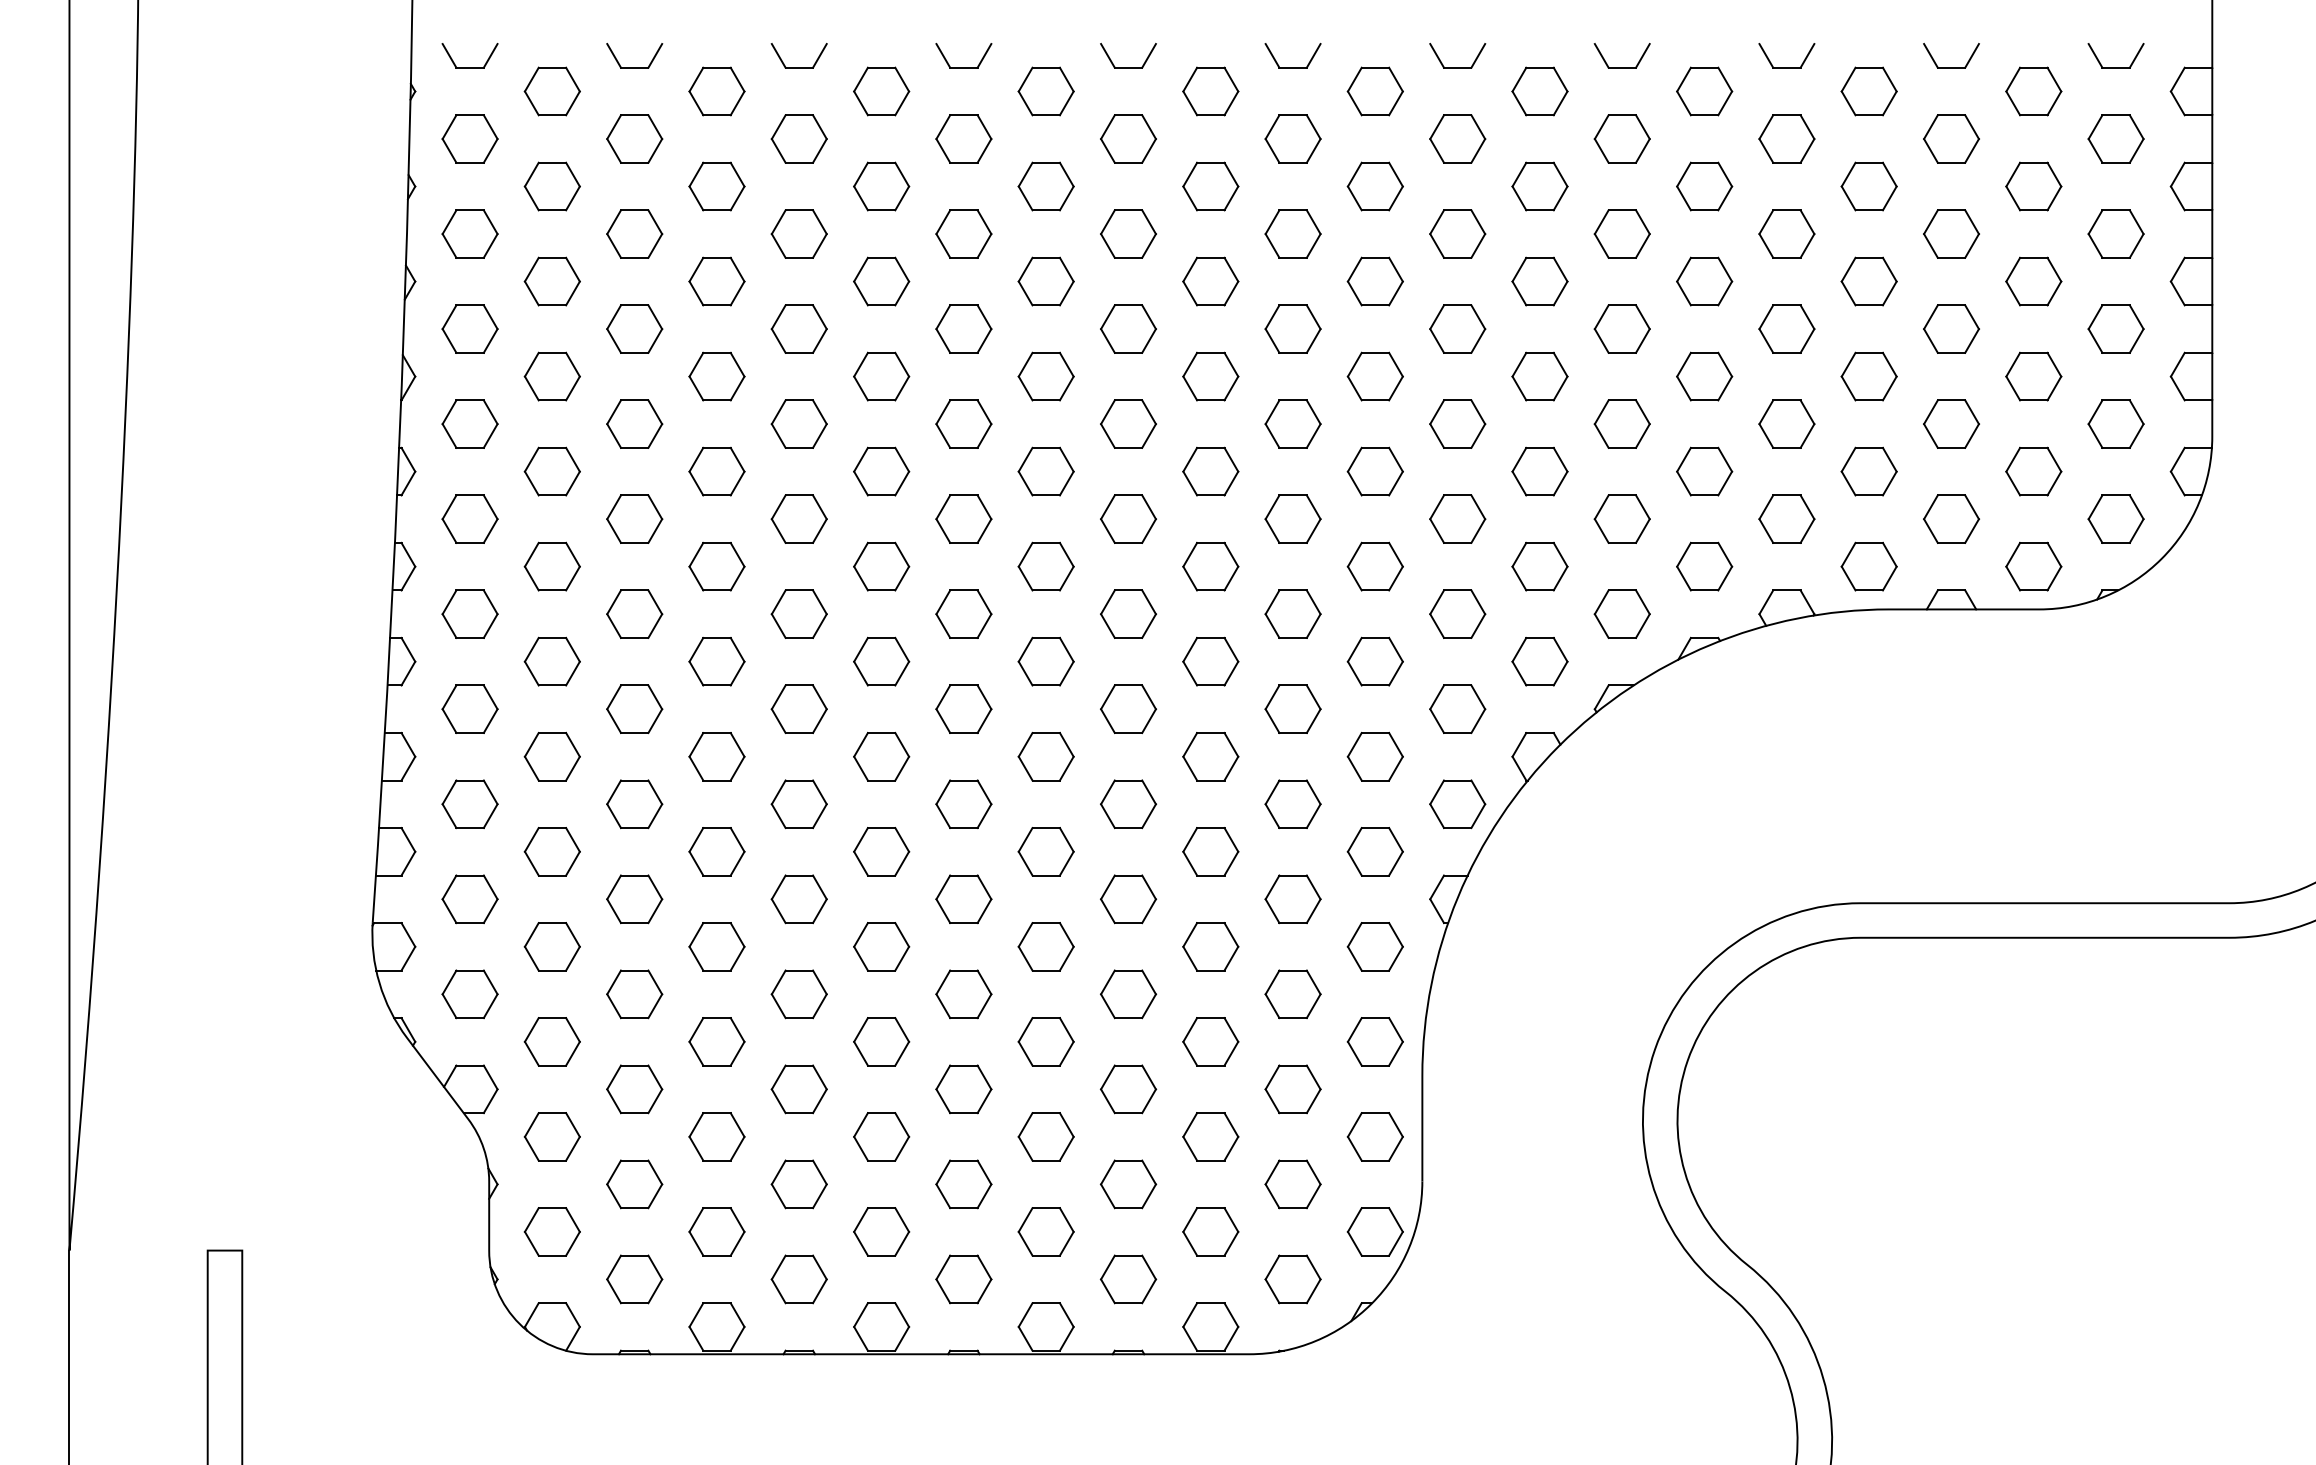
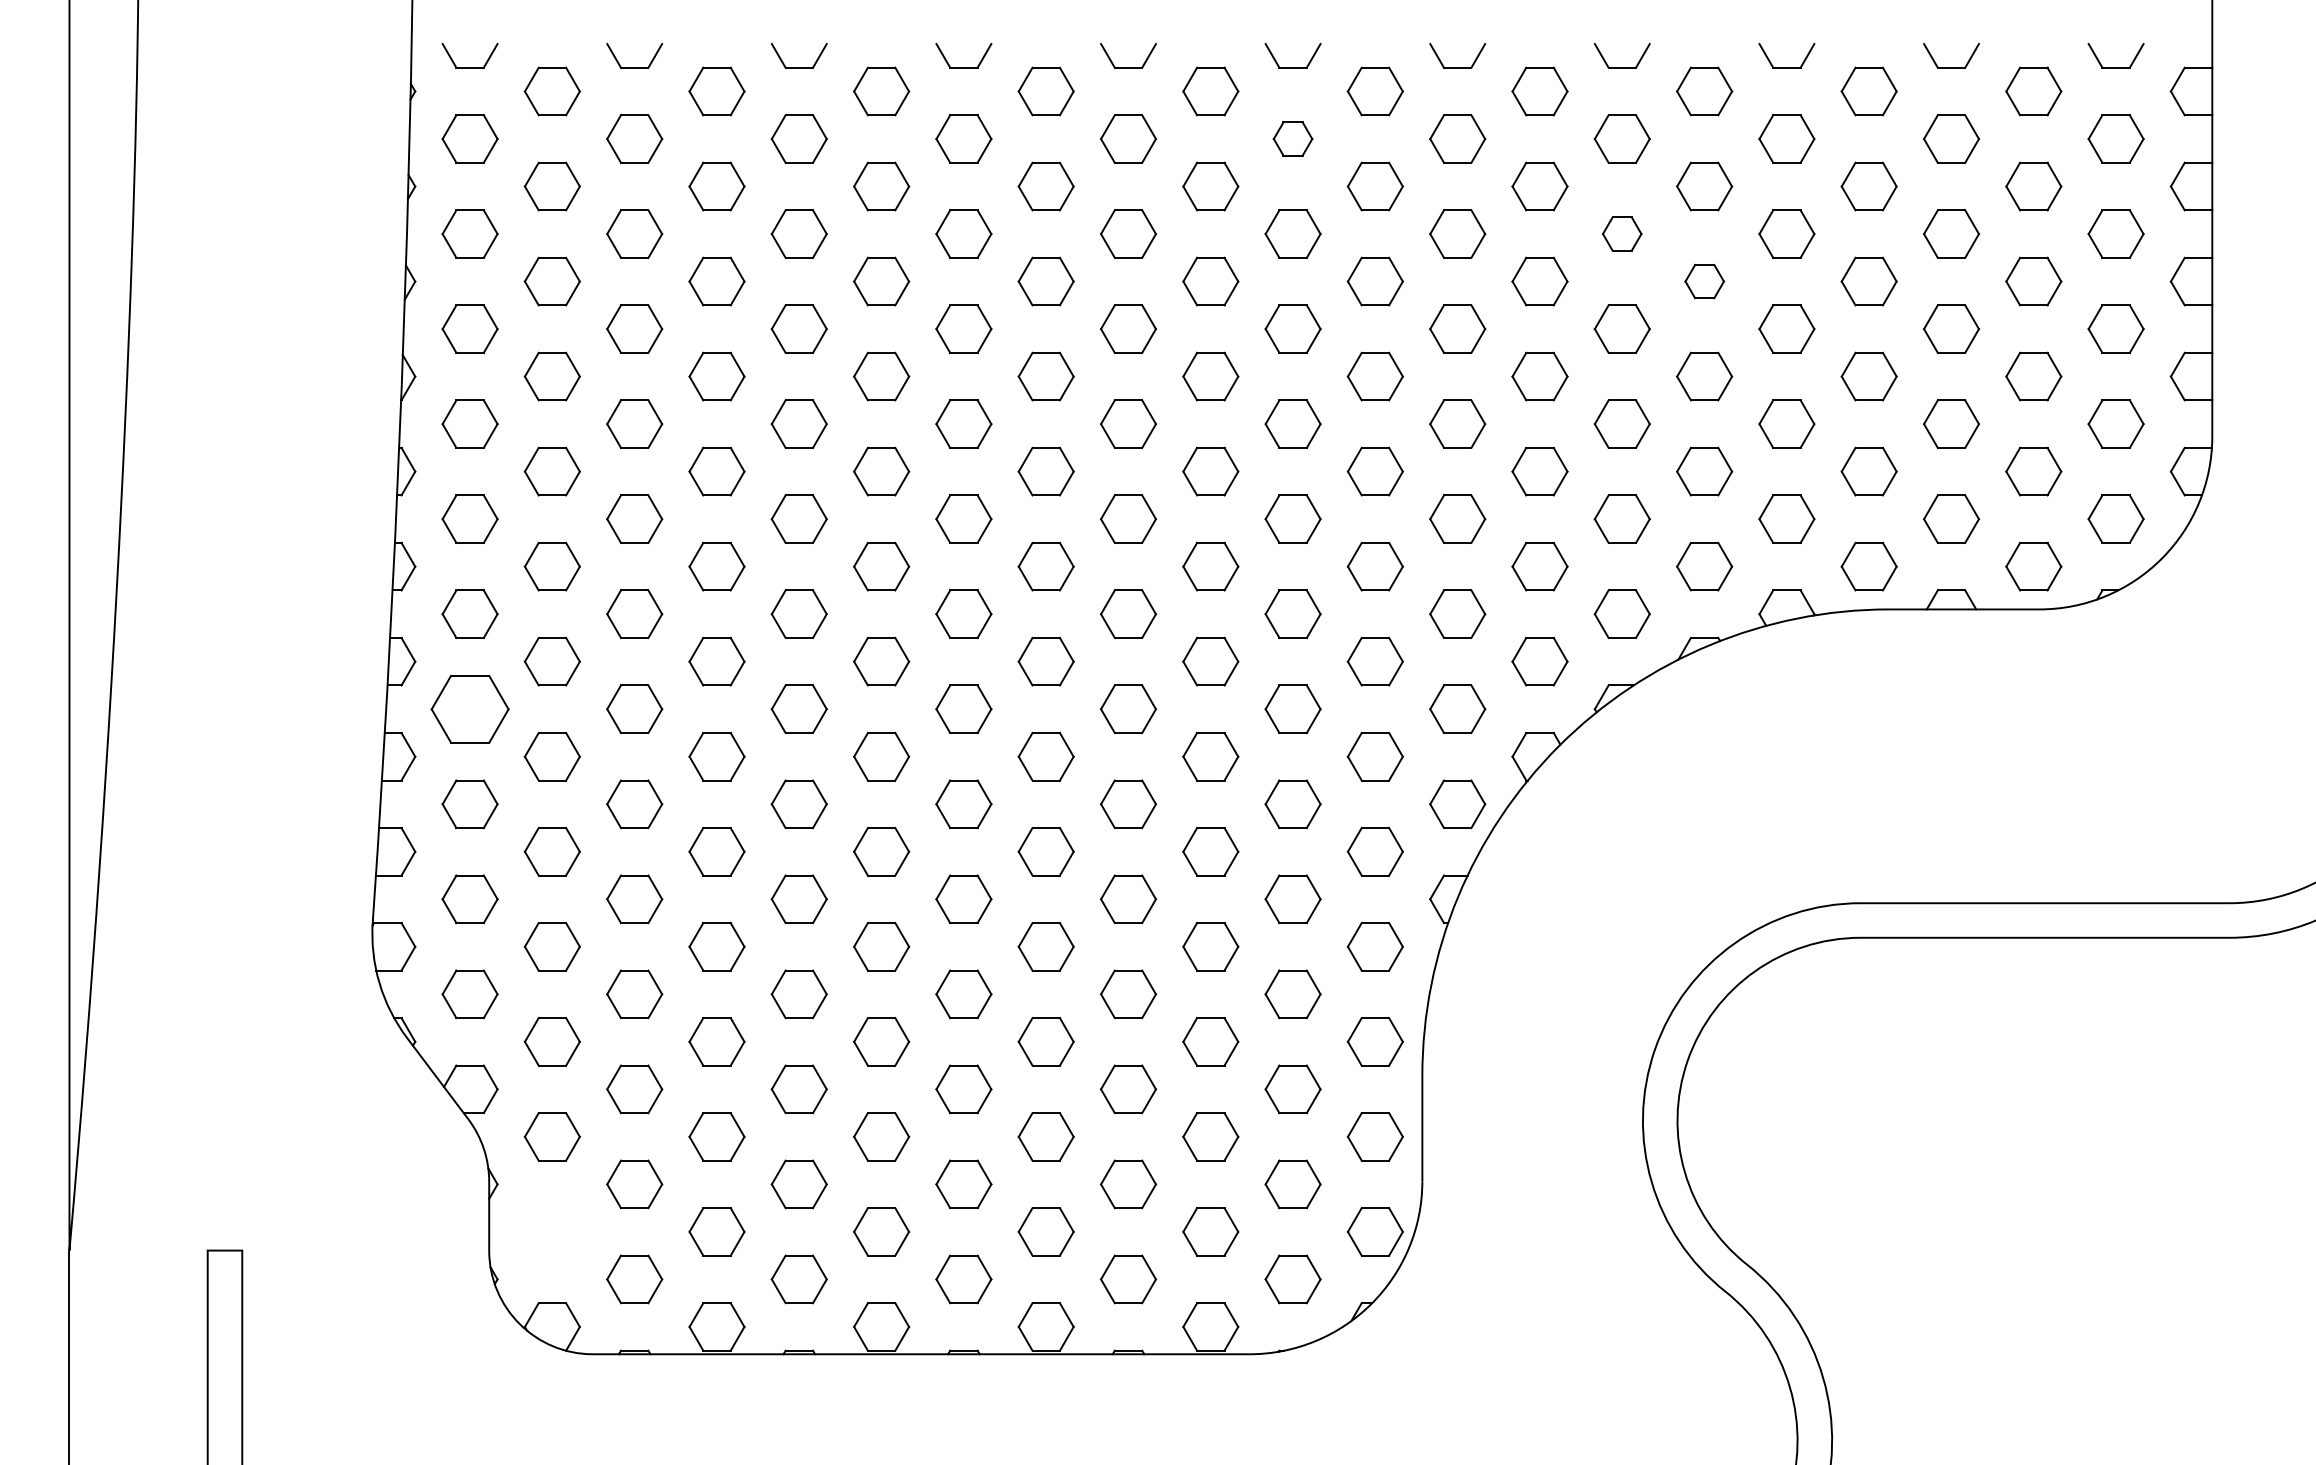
part size: 58x50 px -> 42x36 px (1292, 138)
part size: 58x50 px -> 41x36 px (1622, 233)
part size: 58x51 px -> 42x37 px (1704, 281)
part size: 58x50 px -> 80x69 px (469, 709)
part: present -> none (551, 1231)
